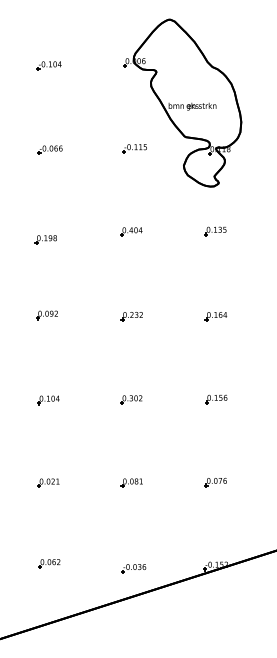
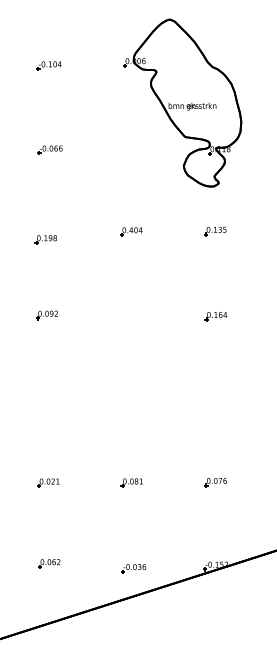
part: present -> none (134, 148)
part: present -> none (131, 316)
part: present -> none (131, 399)
part: present -> none (216, 399)
part: present -> none (48, 400)
